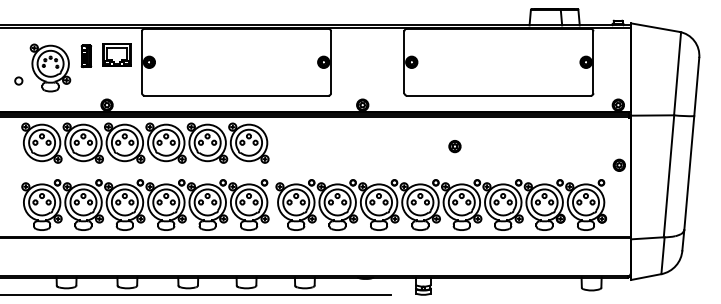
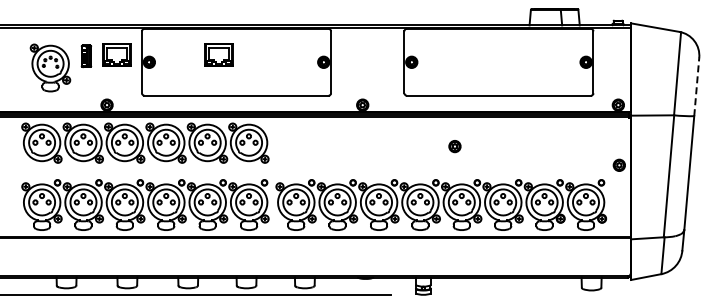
part: none -> present (218, 54)
circle: present -> none (18, 80)
line: solid -> dashed (696, 86)
